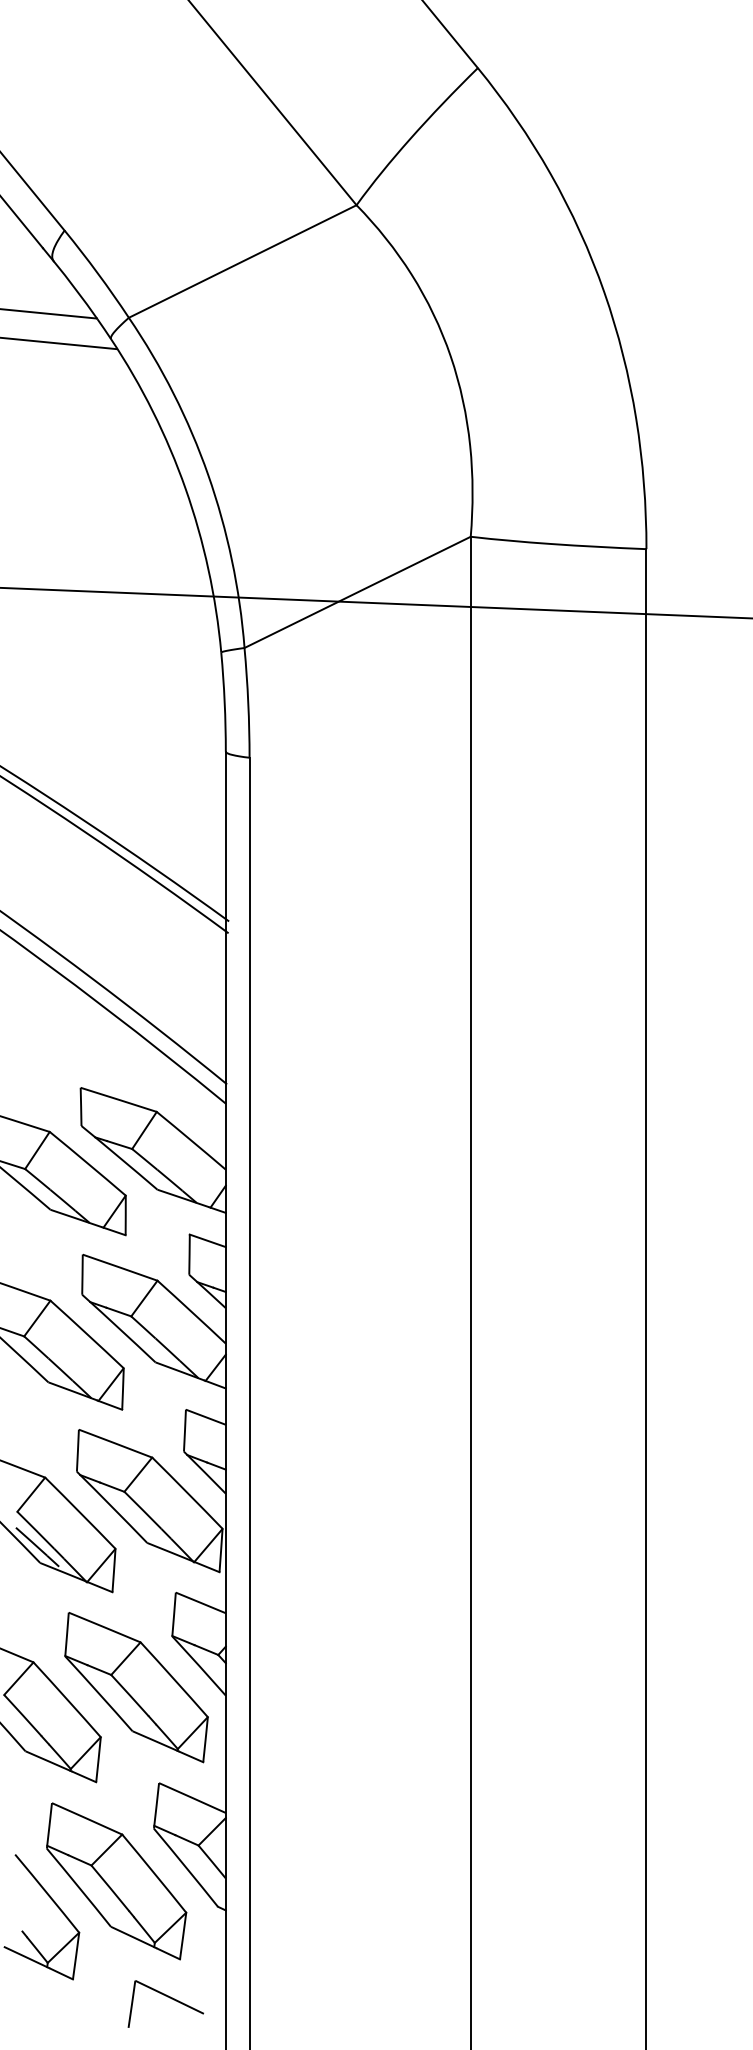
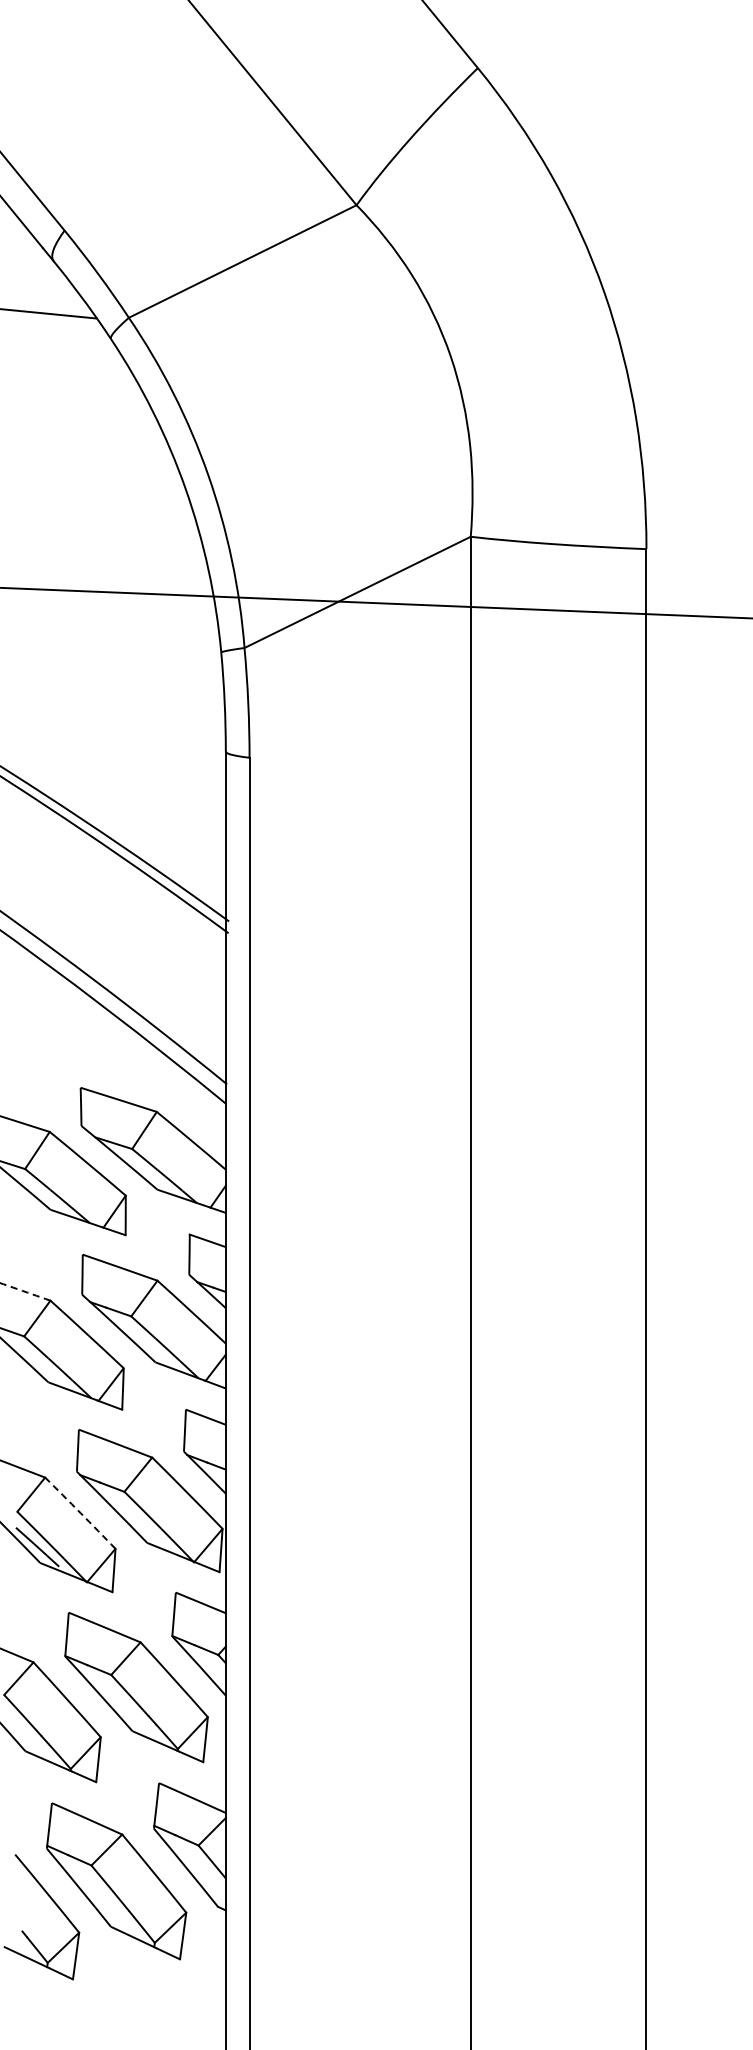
line: present -> none (59, 343)
arc: solid -> dashed (25, 1291)
arc: solid -> dashed (80, 1513)
part: present -> none (167, 1997)
